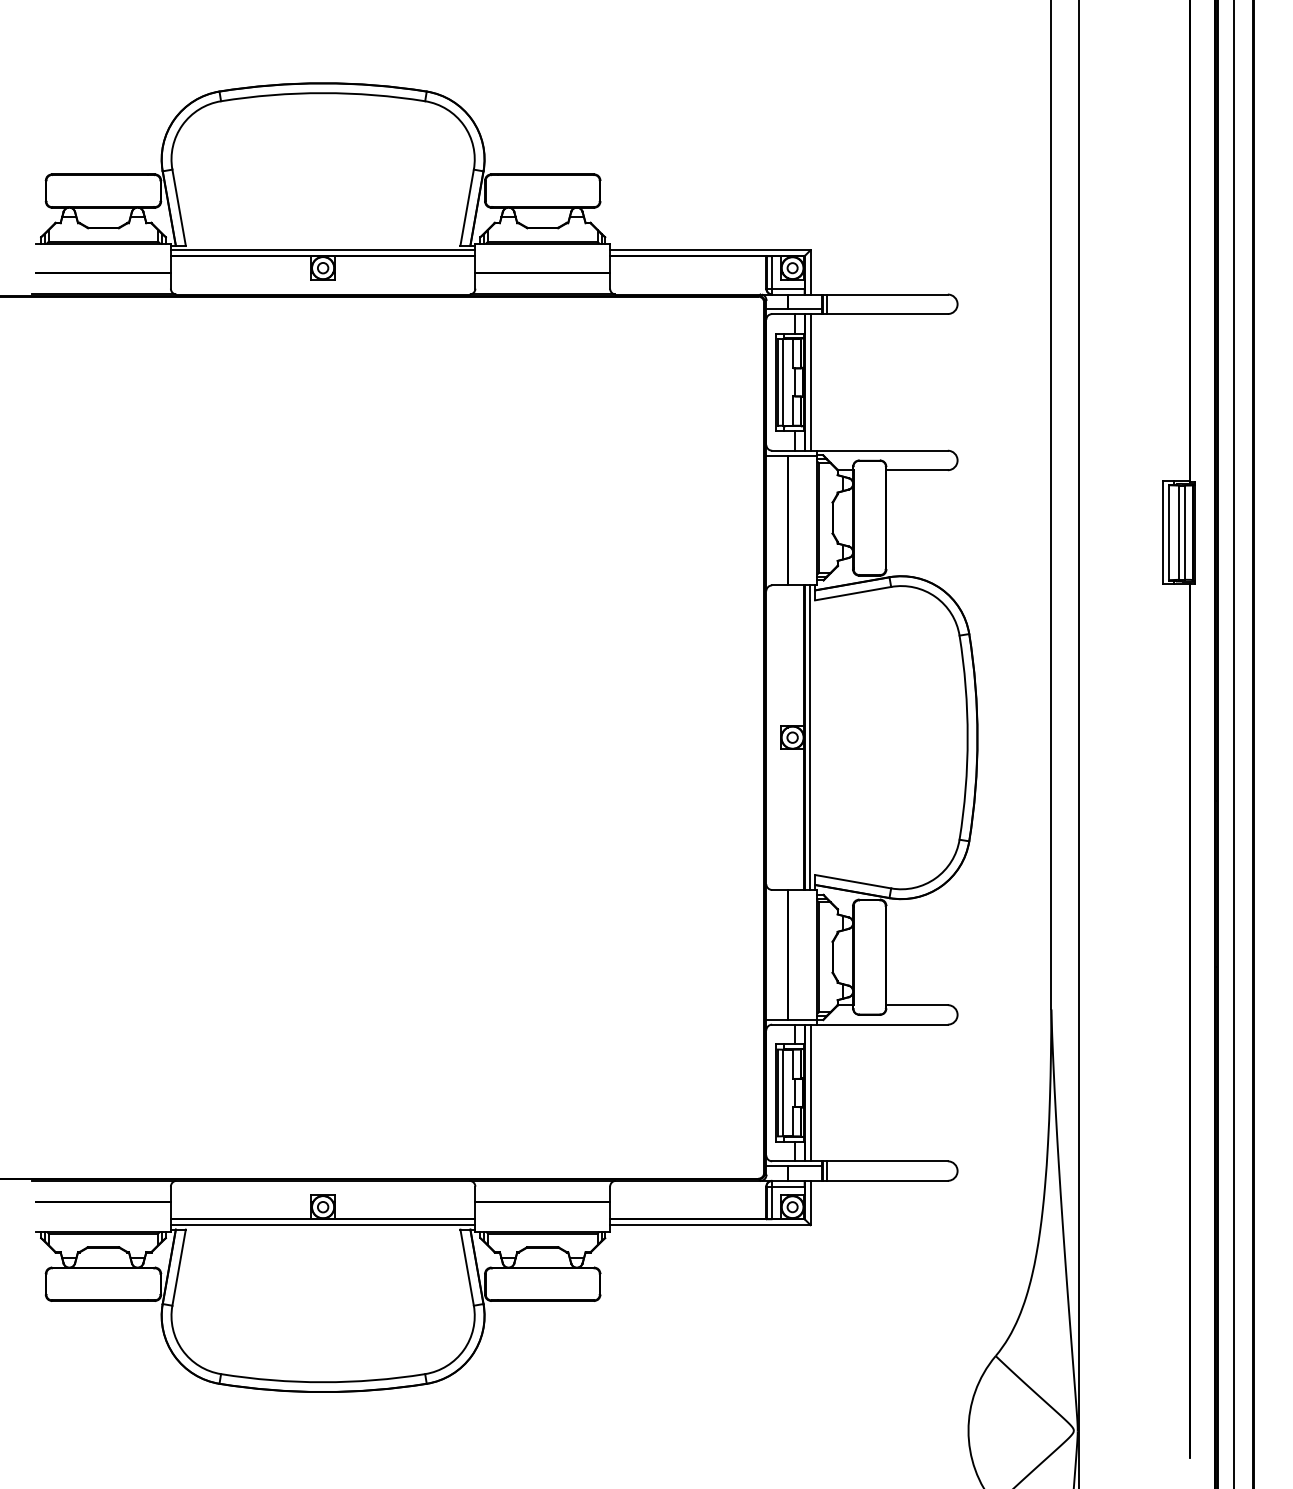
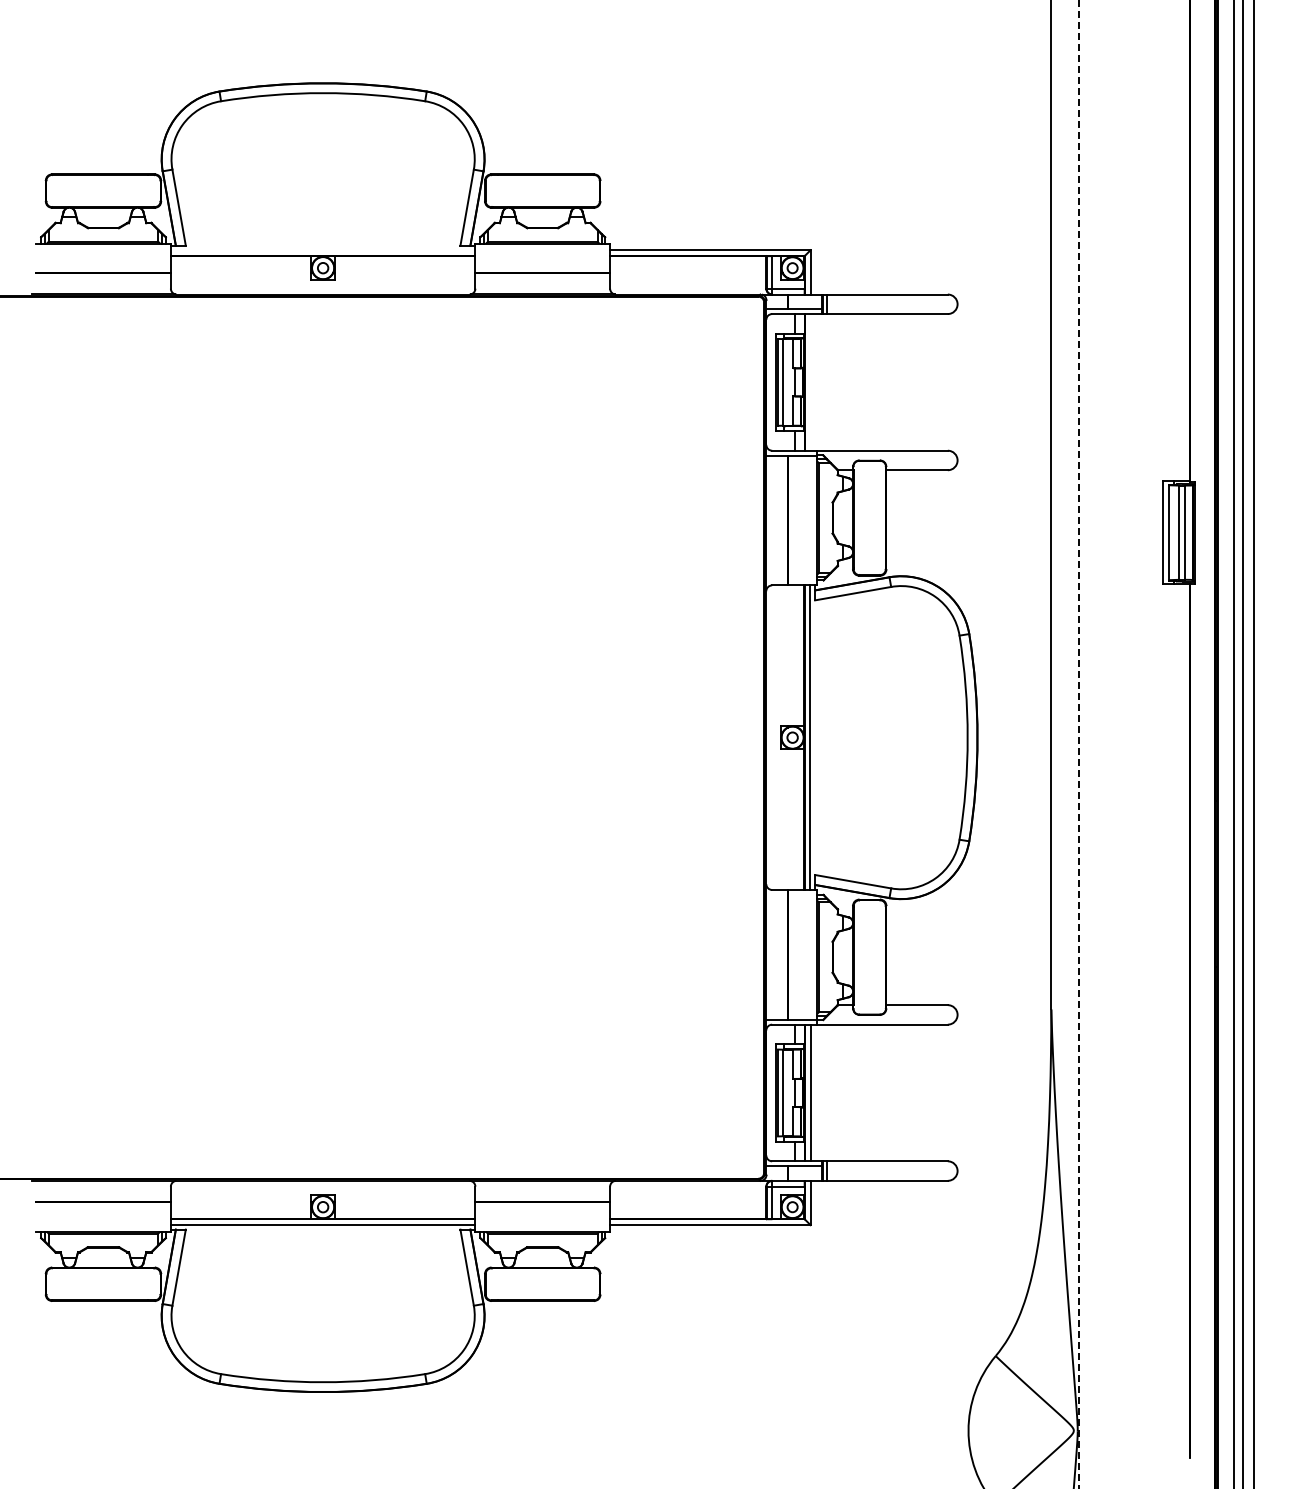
line: present -> none (322, 250)
line: present -> none (810, 382)
line position: (1253, 743) -> (1243, 743) (1243, 743)
line: solid -> dashed (1078, 744)
